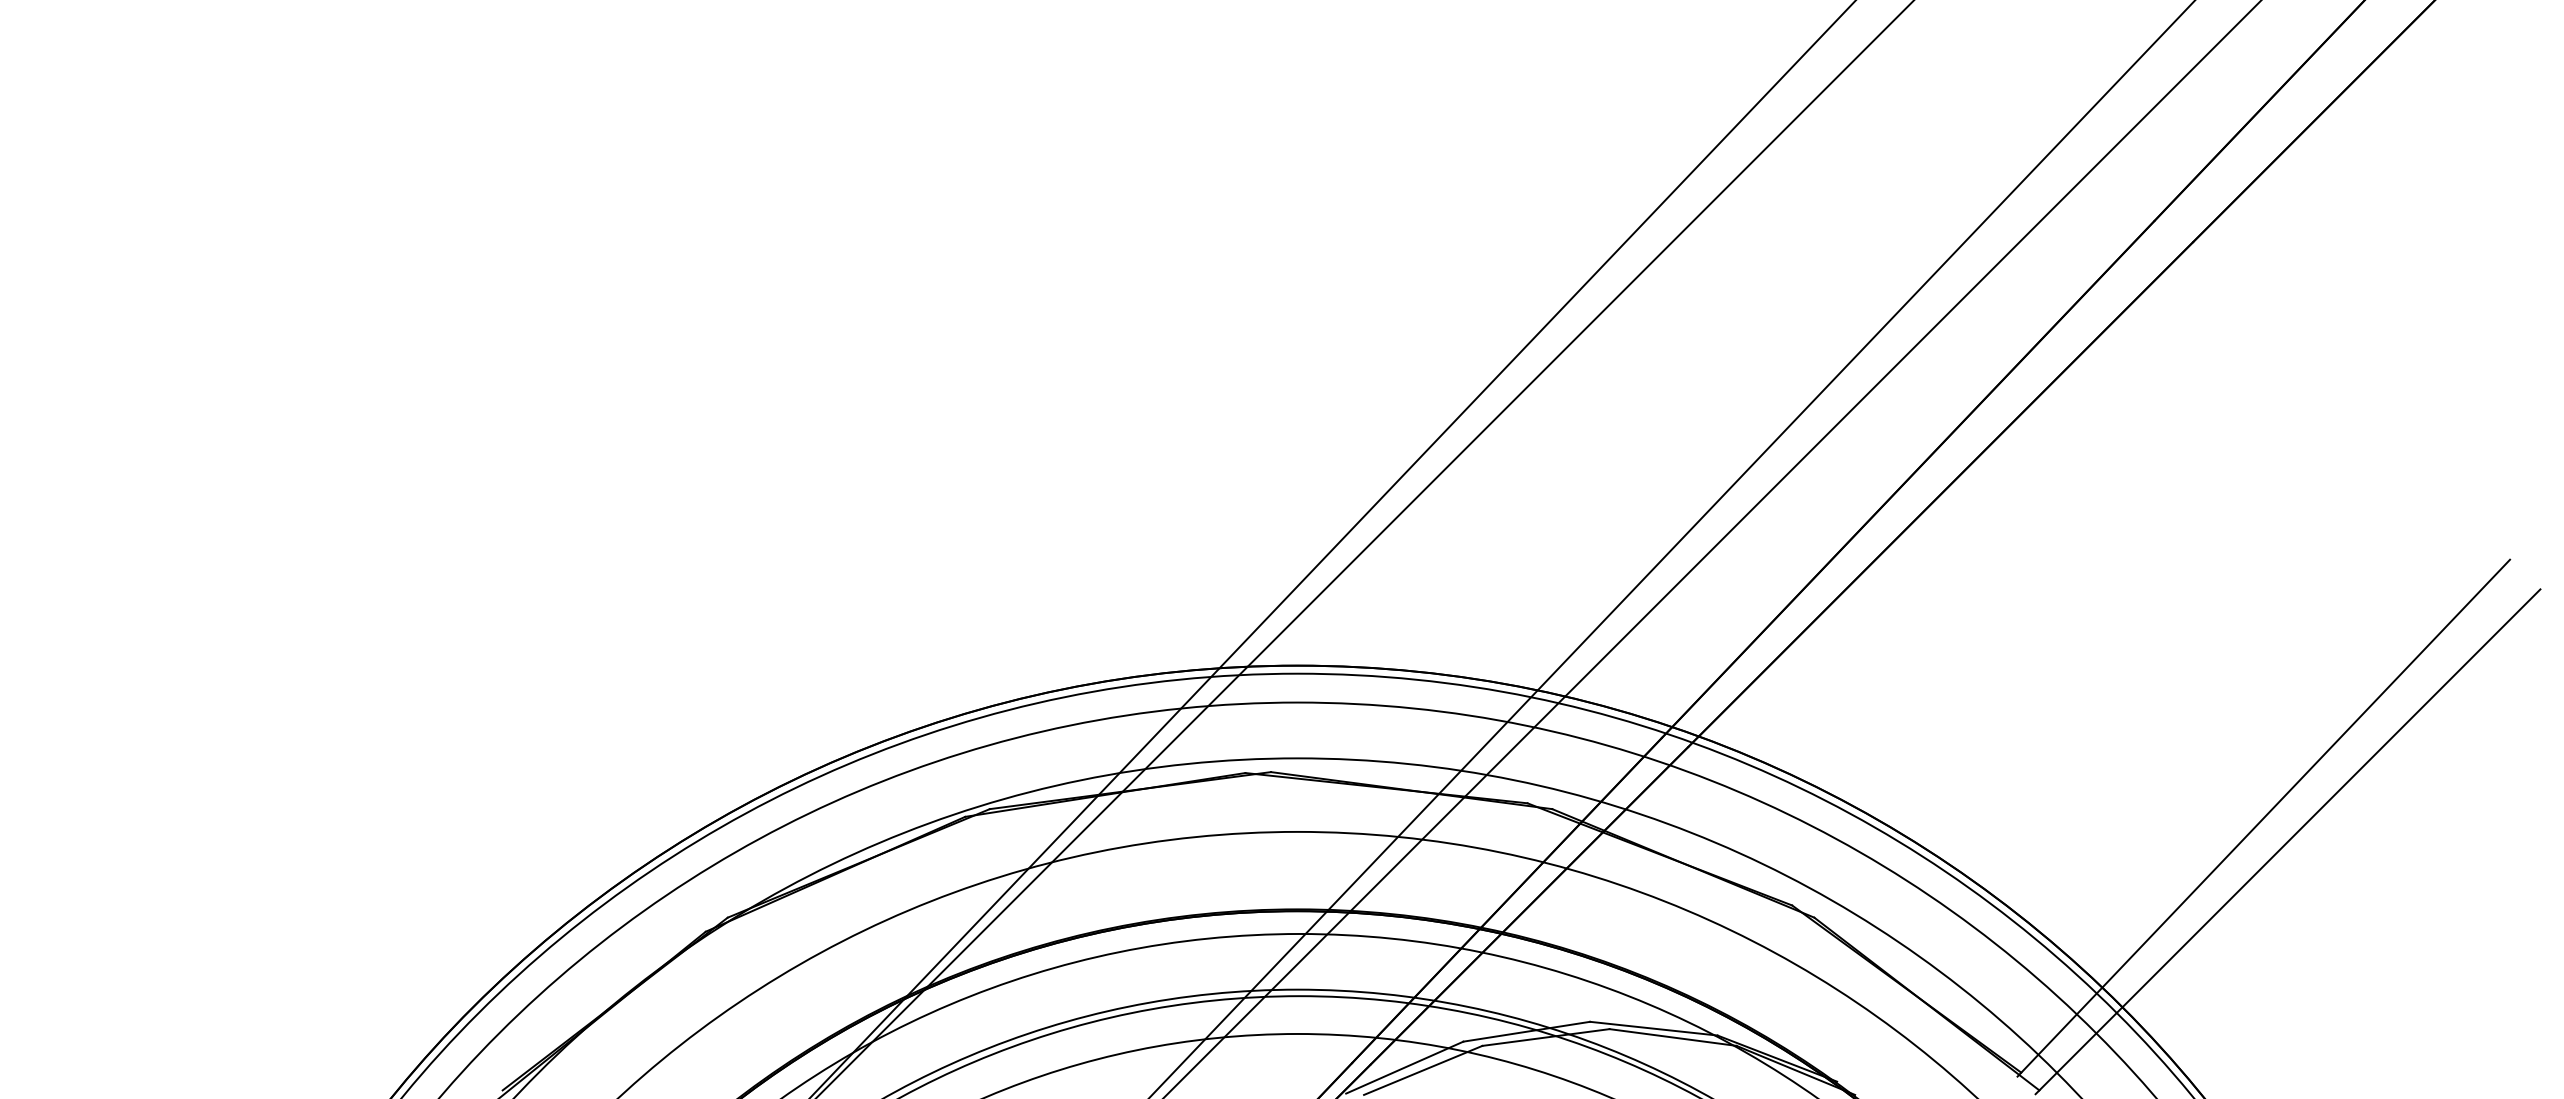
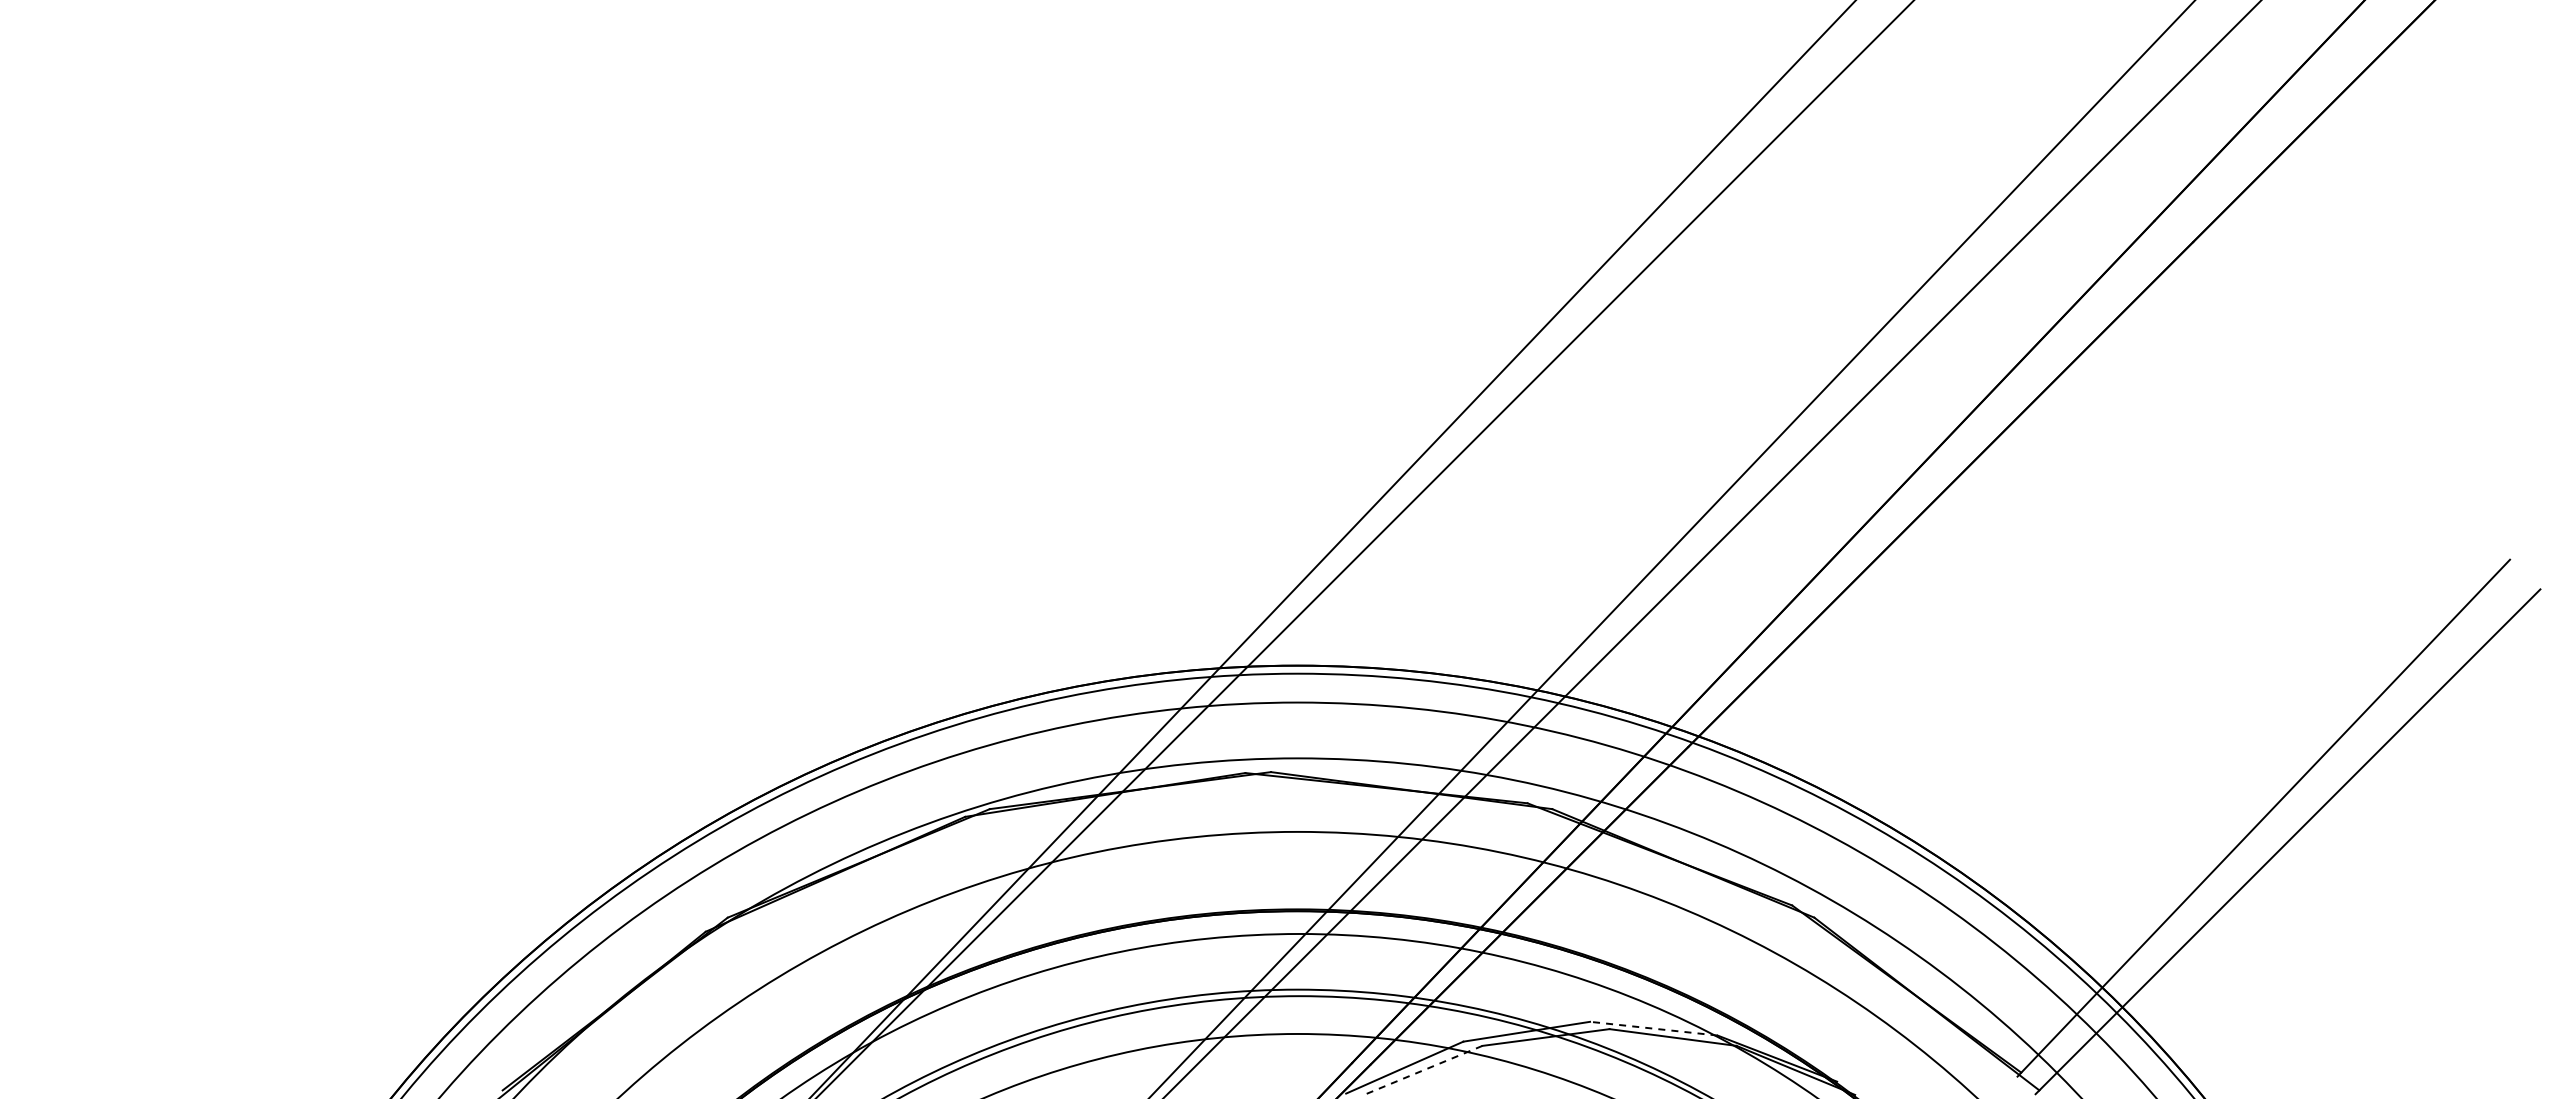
line: solid -> dashed (1653, 1028)
line: solid -> dashed (1422, 1070)
